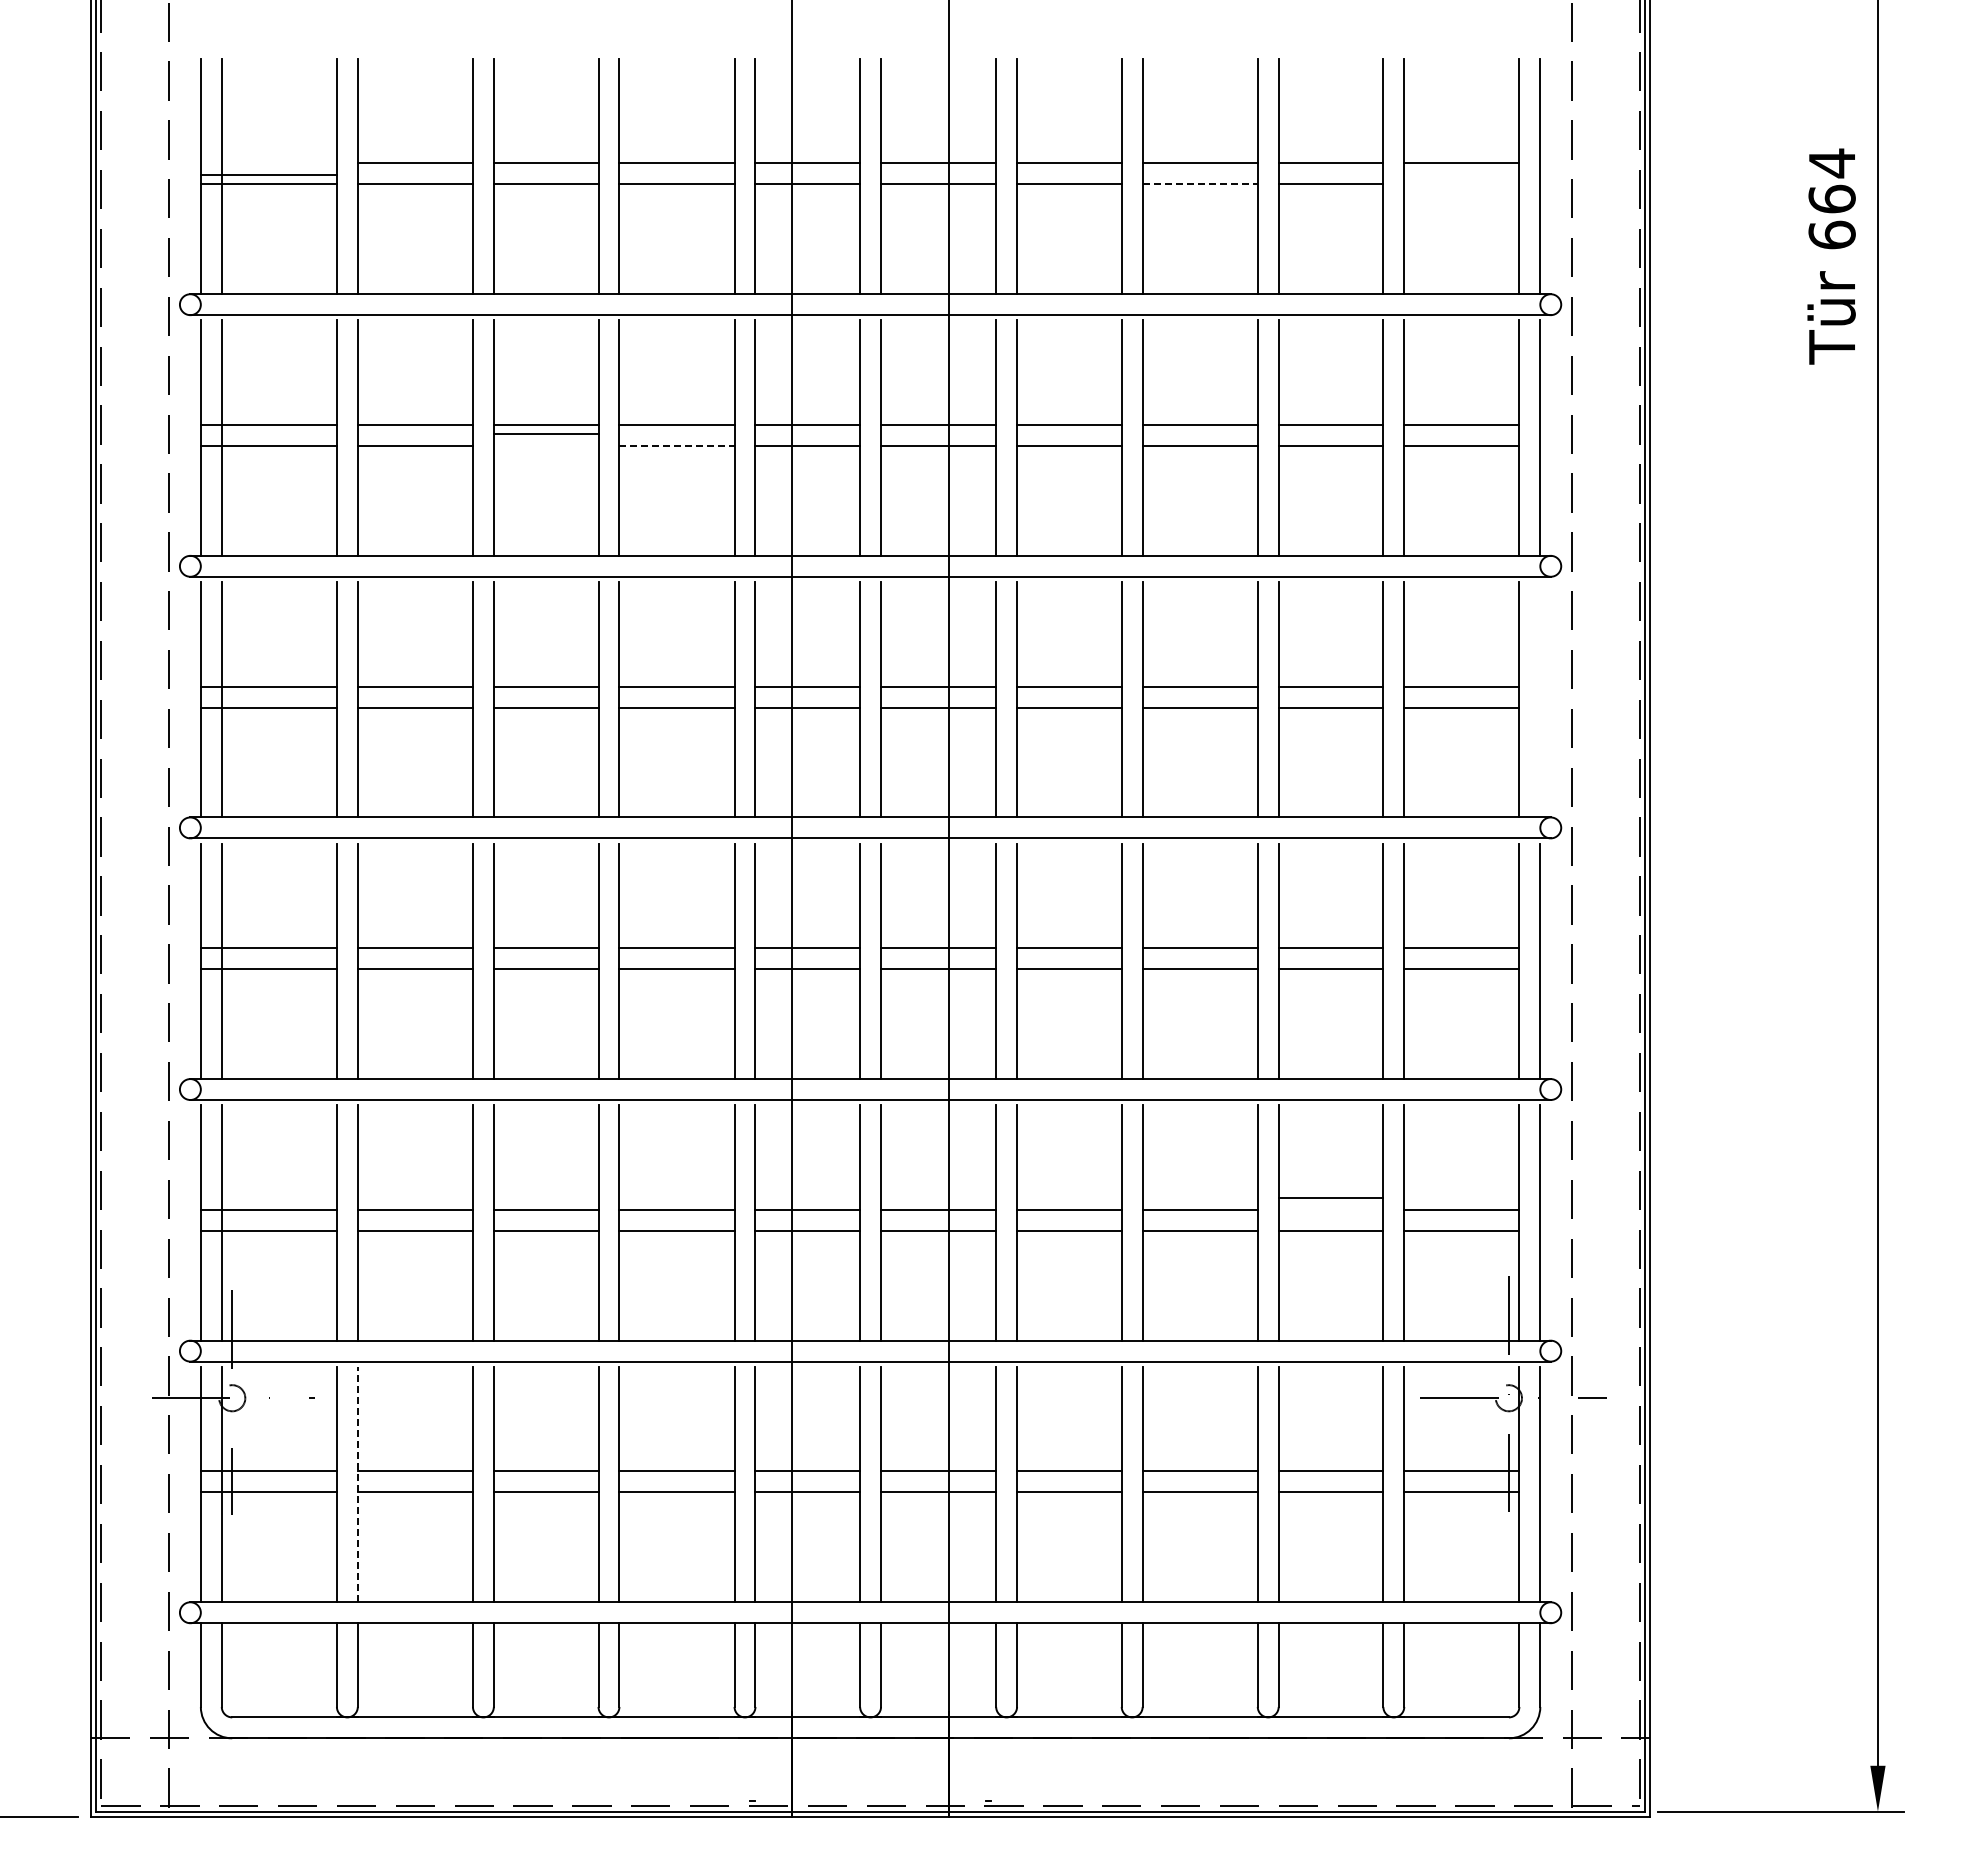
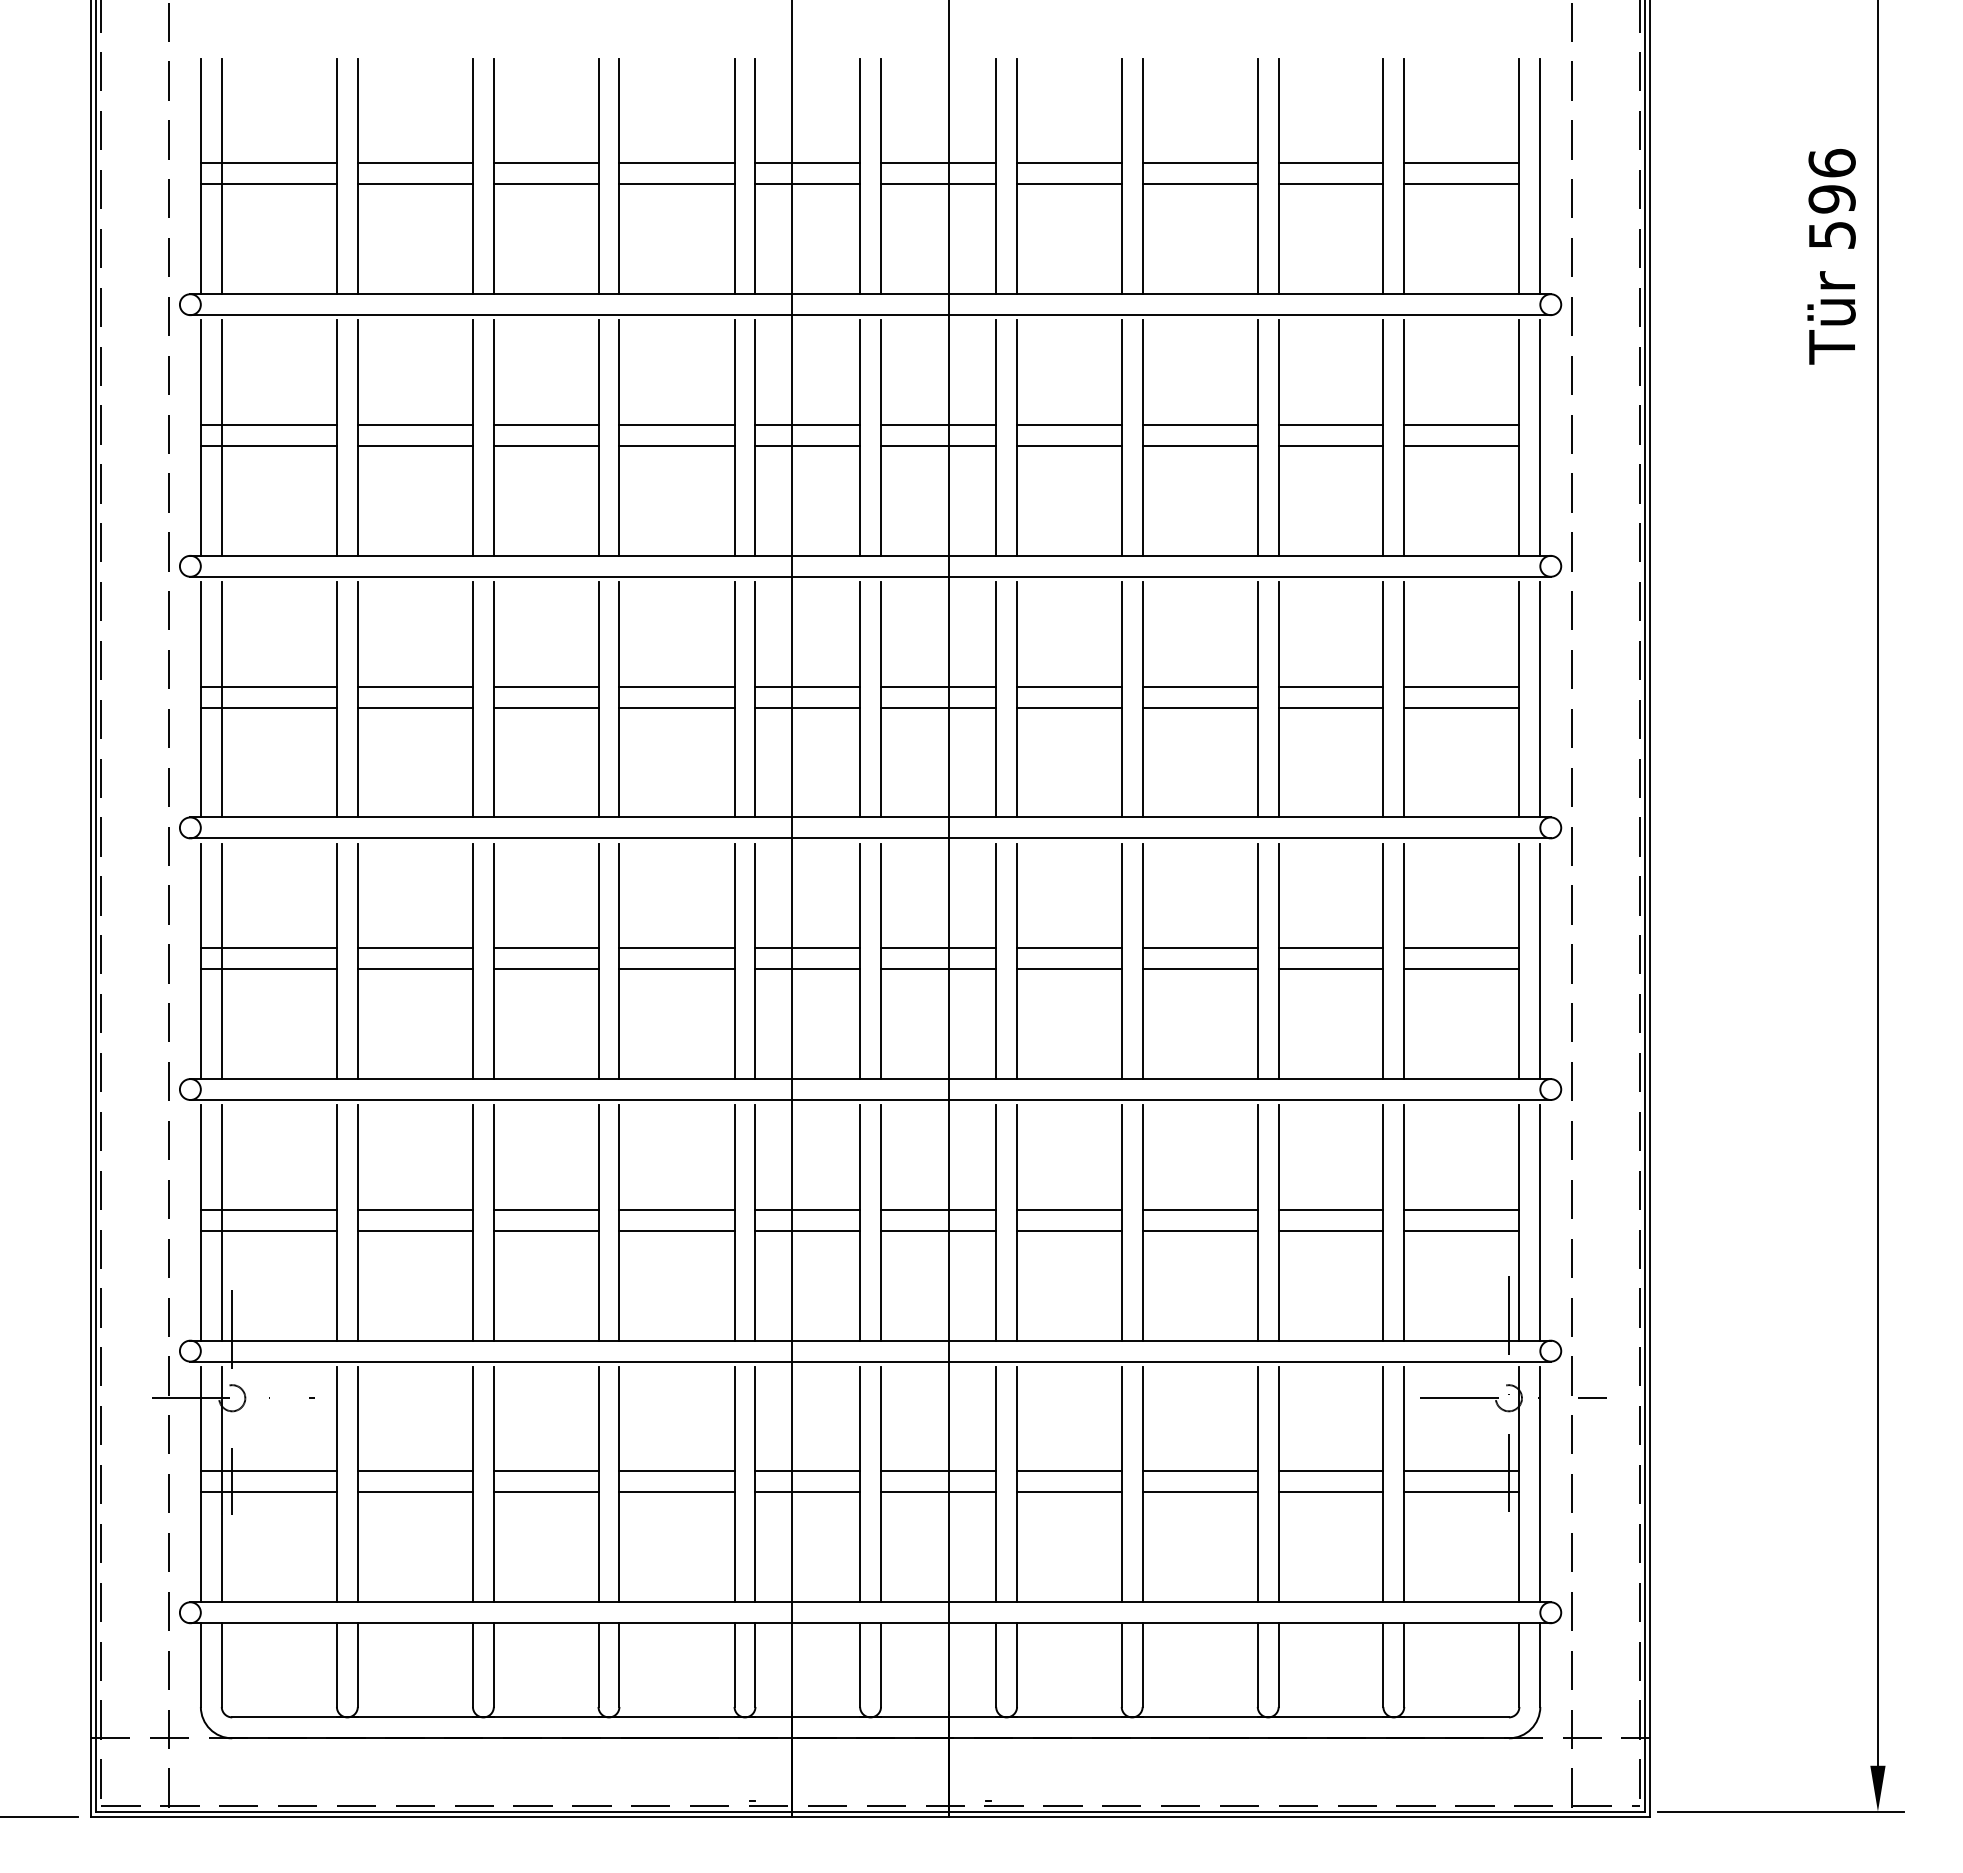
line position: (268, 175) -> (268, 163) (268, 163)
line: dashed -> solid (1200, 184)
line: none -> present (1461, 184)
text: 664 -> 596 (1831, 198)
line position: (545, 433) -> (545, 445) (545, 445)
line: dashed -> solid (676, 445)
line: none -> present (1540, 699)
line position: (1330, 1197) -> (1330, 1209) (1330, 1209)
line: dashed -> solid (357, 1484)
